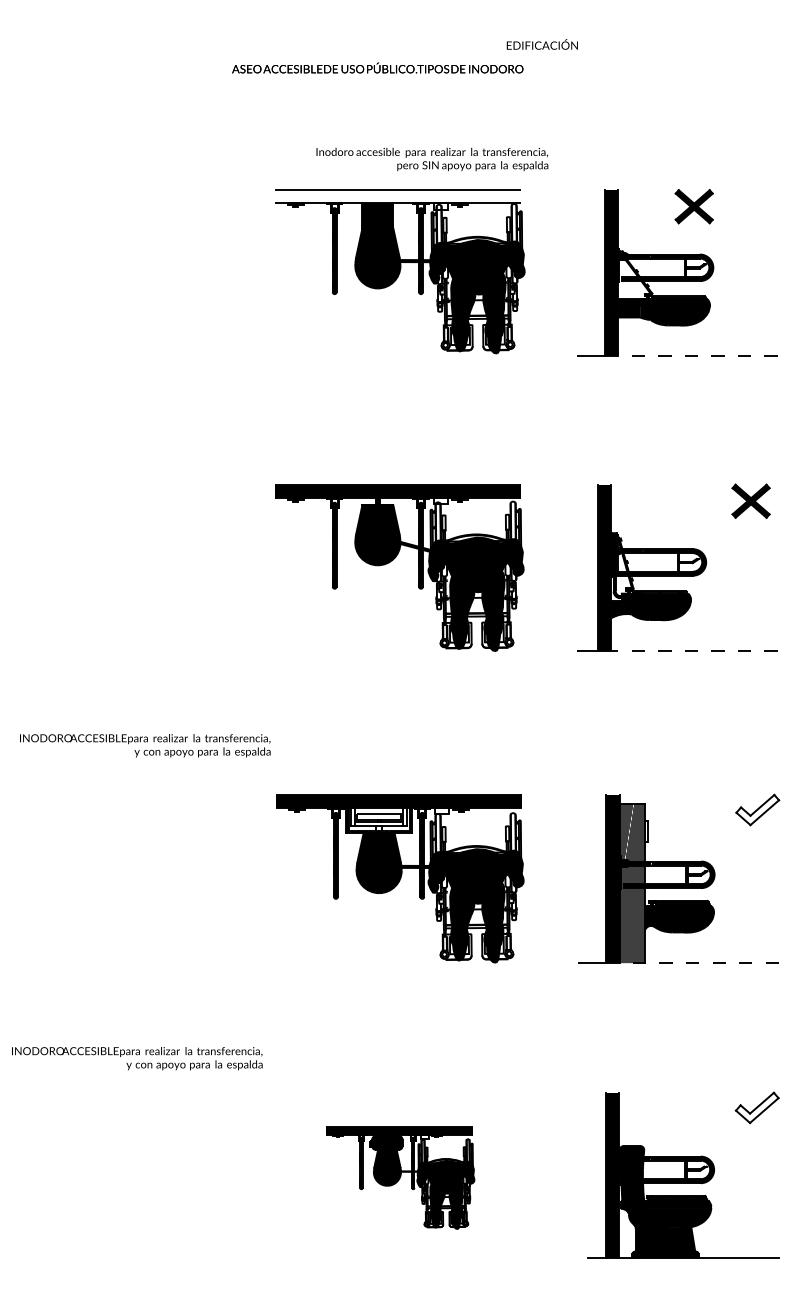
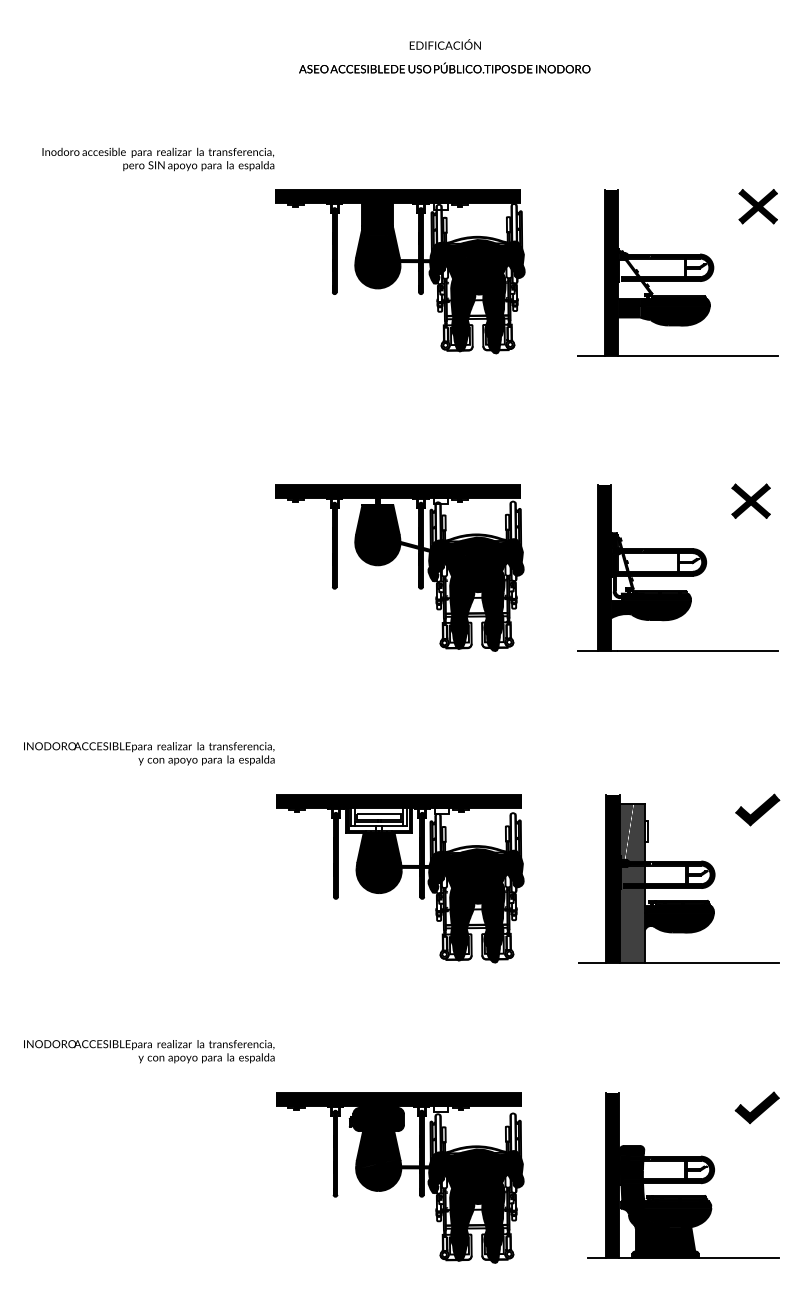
text position: (541, 44) -> (444, 44) (444, 44)
text position: (377, 67) -> (444, 67) (444, 67)
text position: (432, 159) -> (158, 159) (158, 159)
fill: none -> present (397, 196)
part position: (693, 206) -> (757, 206) (757, 206)
line: dashed -> solid (698, 356)
line: dashed -> solid (698, 650)
text position: (145, 745) -> (149, 753) (149, 753)
fill: none -> present (757, 809)
line: dashed -> solid (699, 963)
text position: (137, 1058) -> (149, 1051) (149, 1051)
fill: none -> present (757, 1107)
part size: 150x104 px -> 249x172 px (400, 1177)
